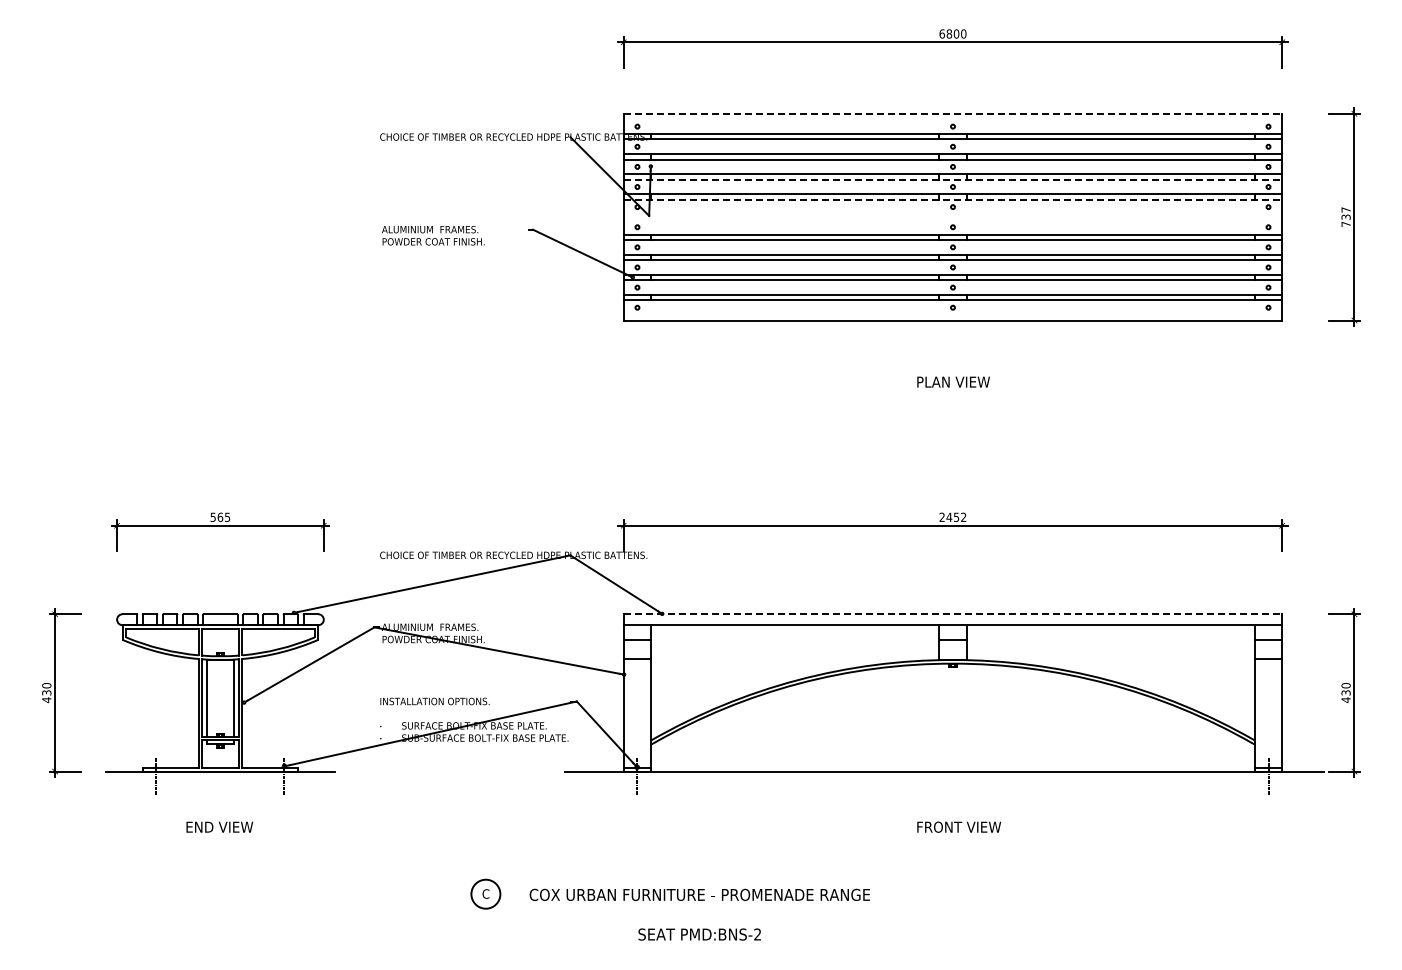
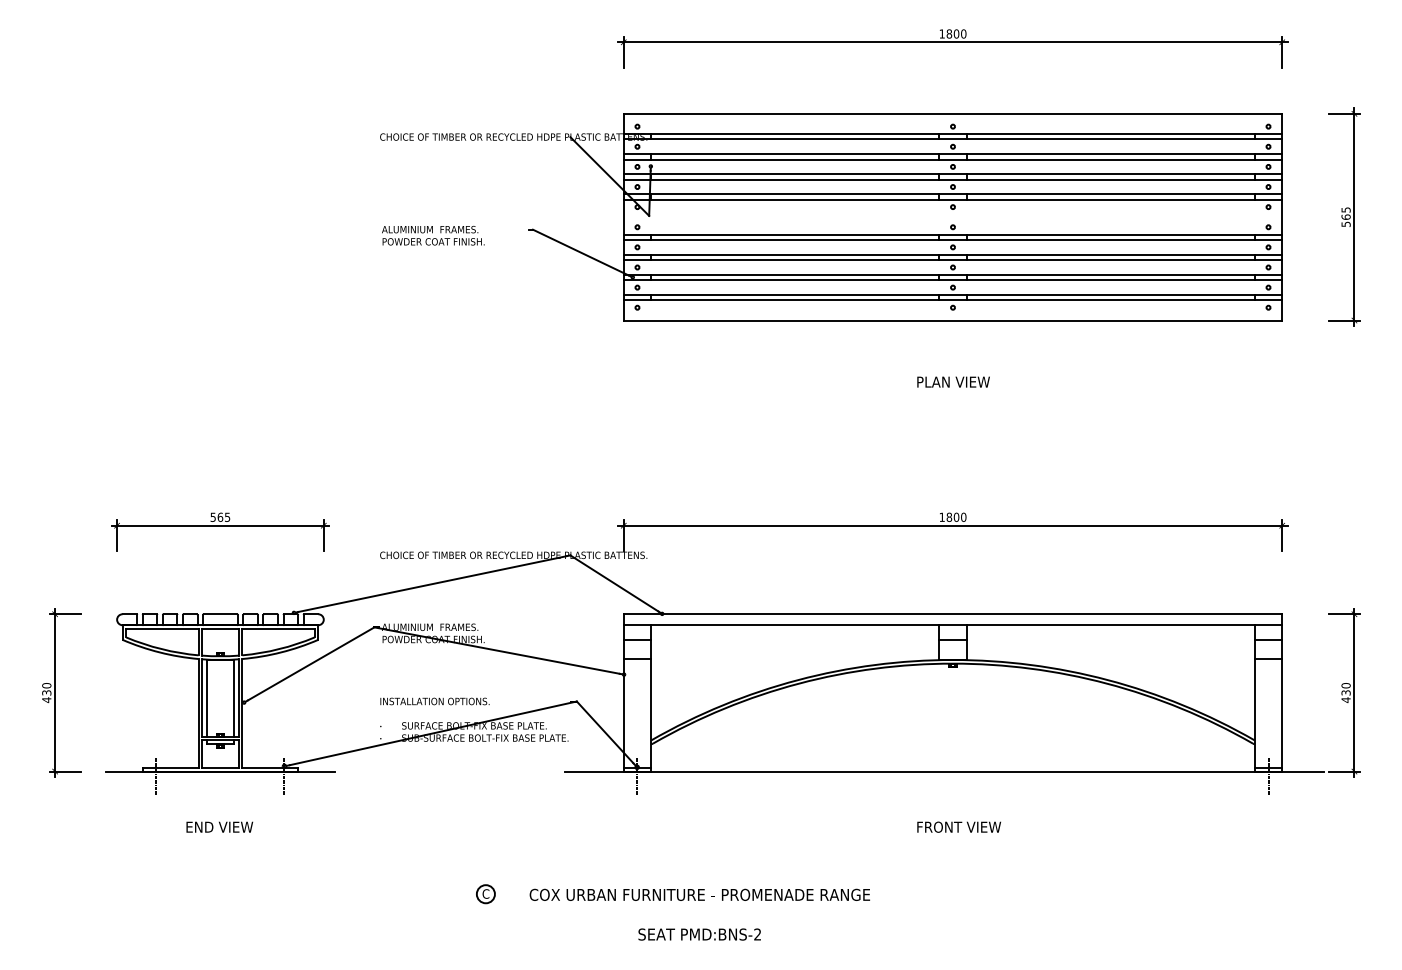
text: 6800 -> 1800 (941, 33)
line: dashed -> solid (953, 113)
line: dashed -> solid (953, 179)
line: dashed -> solid (953, 199)
text: 737 -> 565 (1345, 216)
text: 2452 -> 1800 (952, 516)
line: dashed -> solid (953, 614)
circle diameter: 29 px -> 18 px (485, 894)
